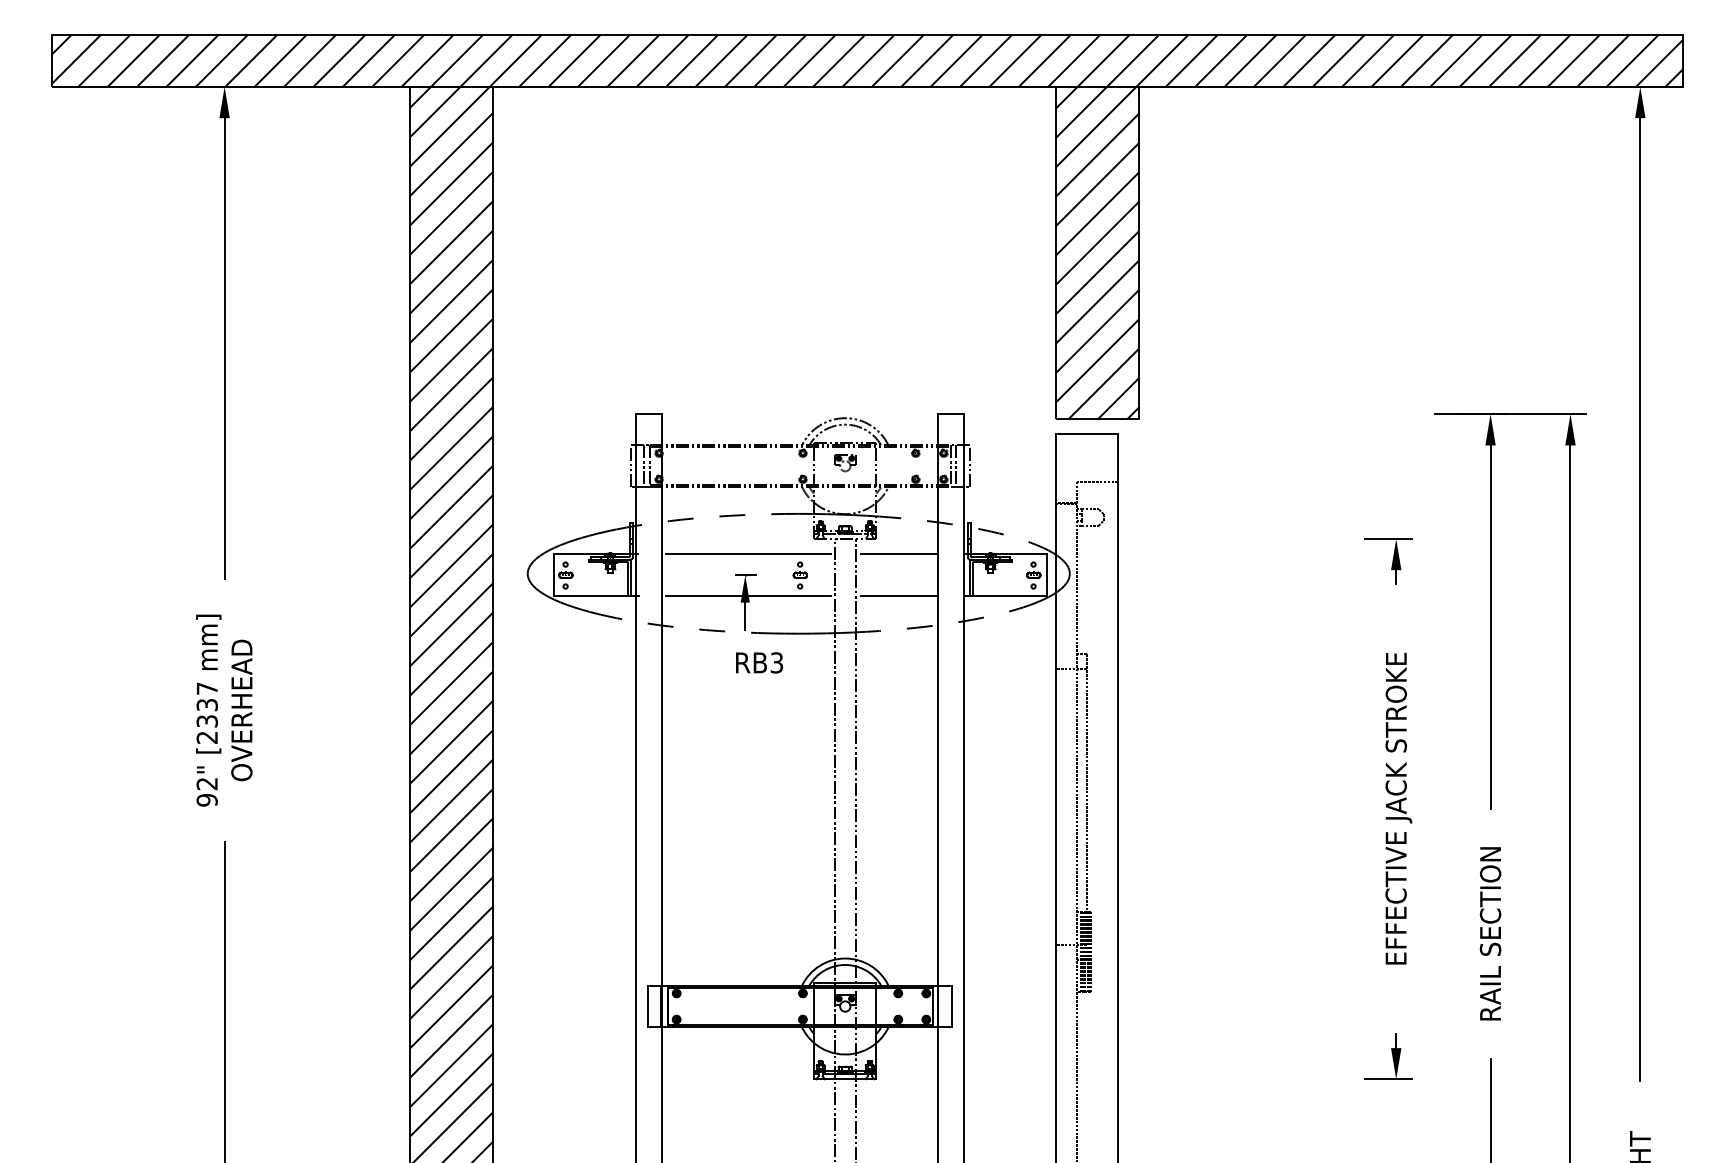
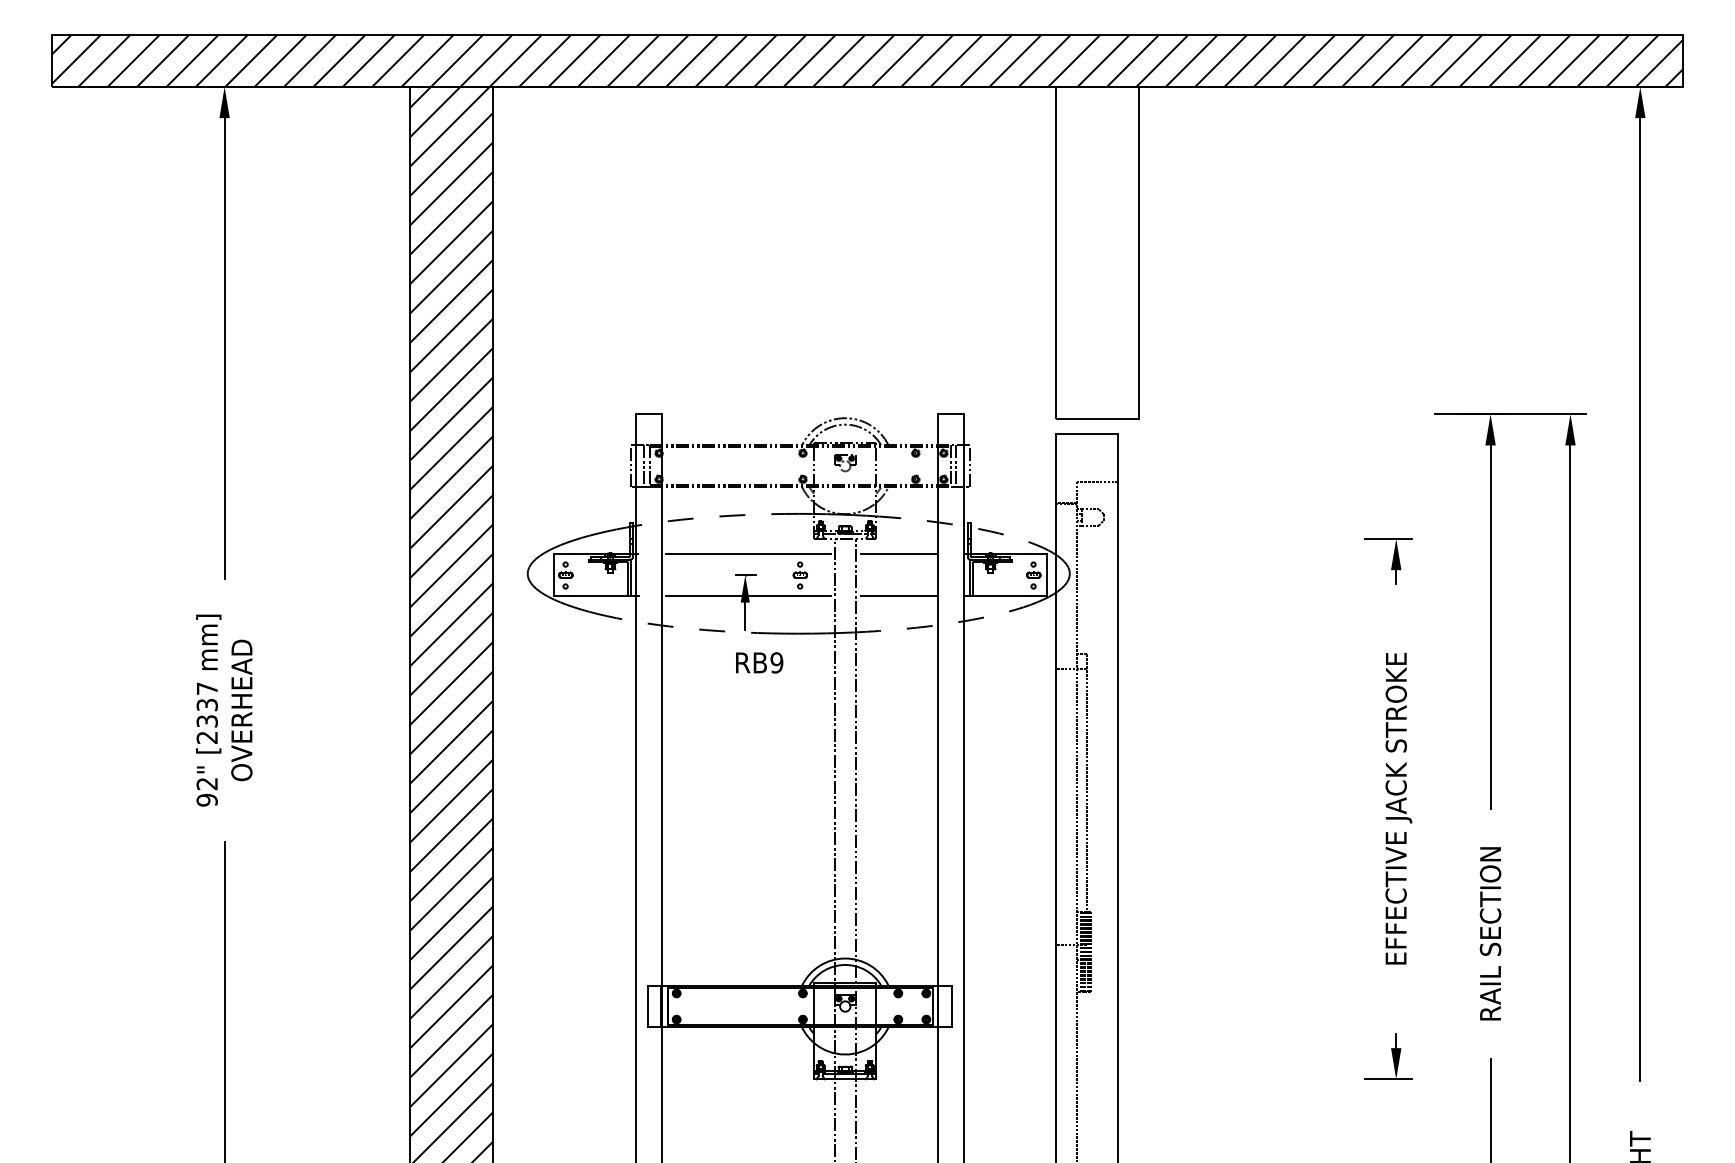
hatch: present -> none (1096, 252)
text: RB3 -> RB9 (776, 662)
